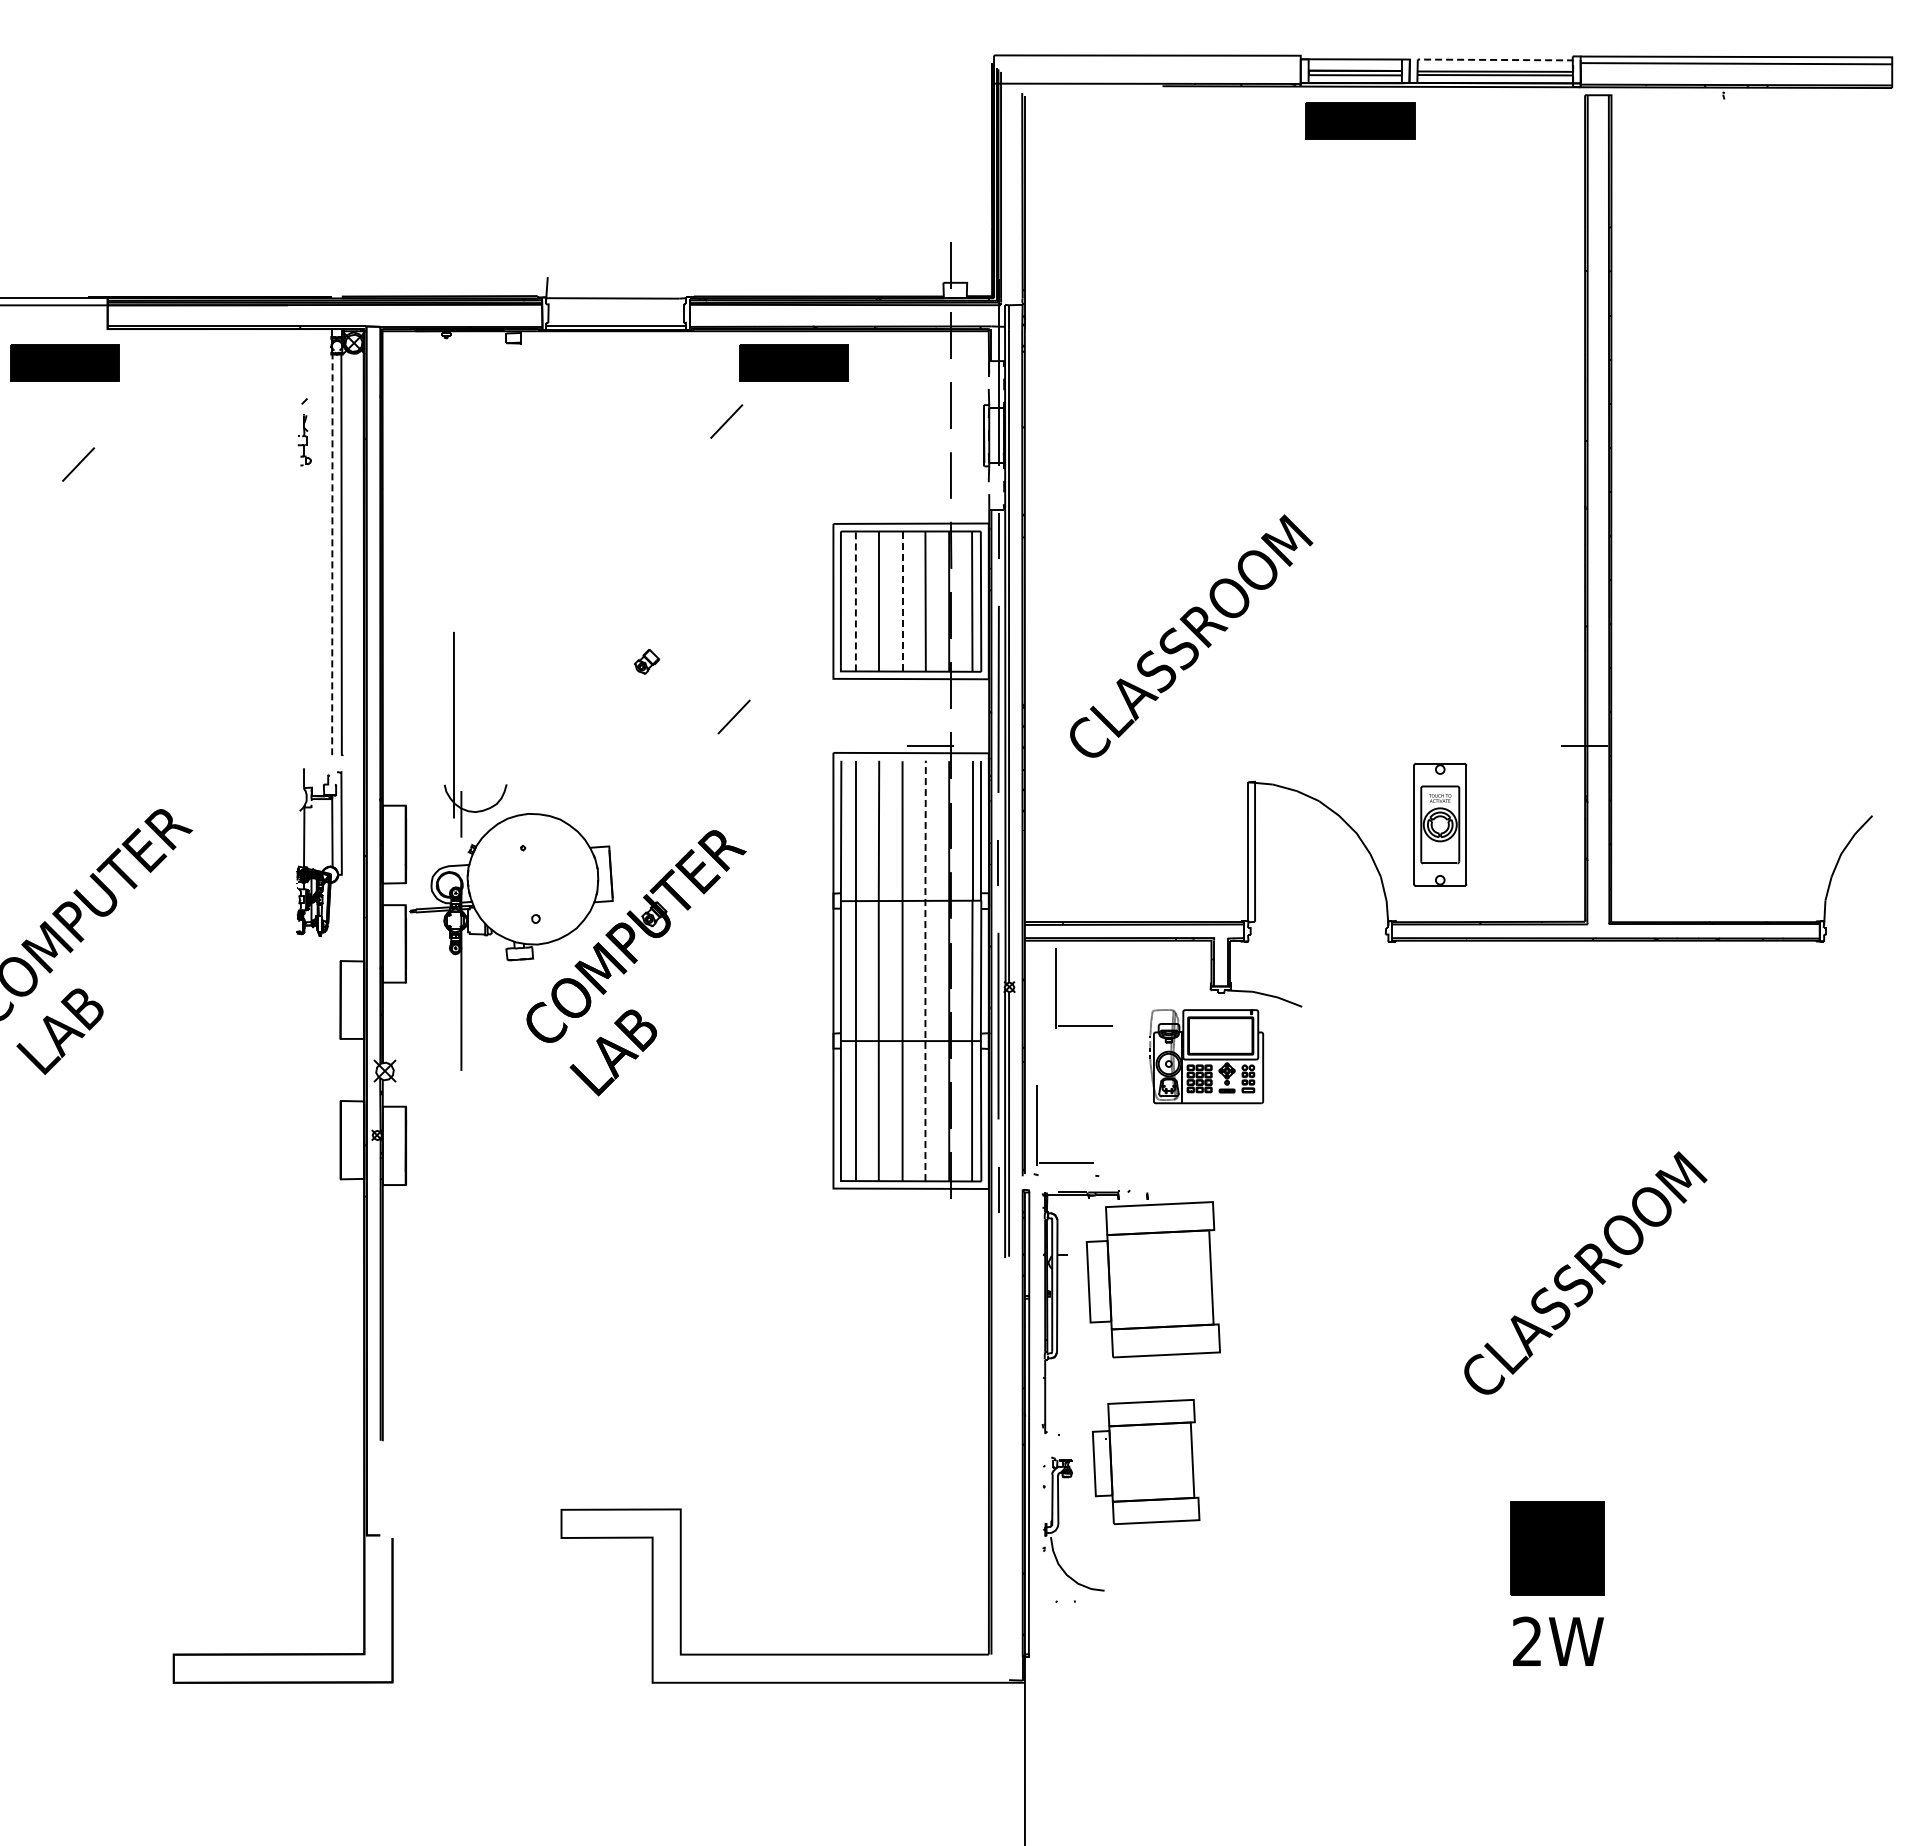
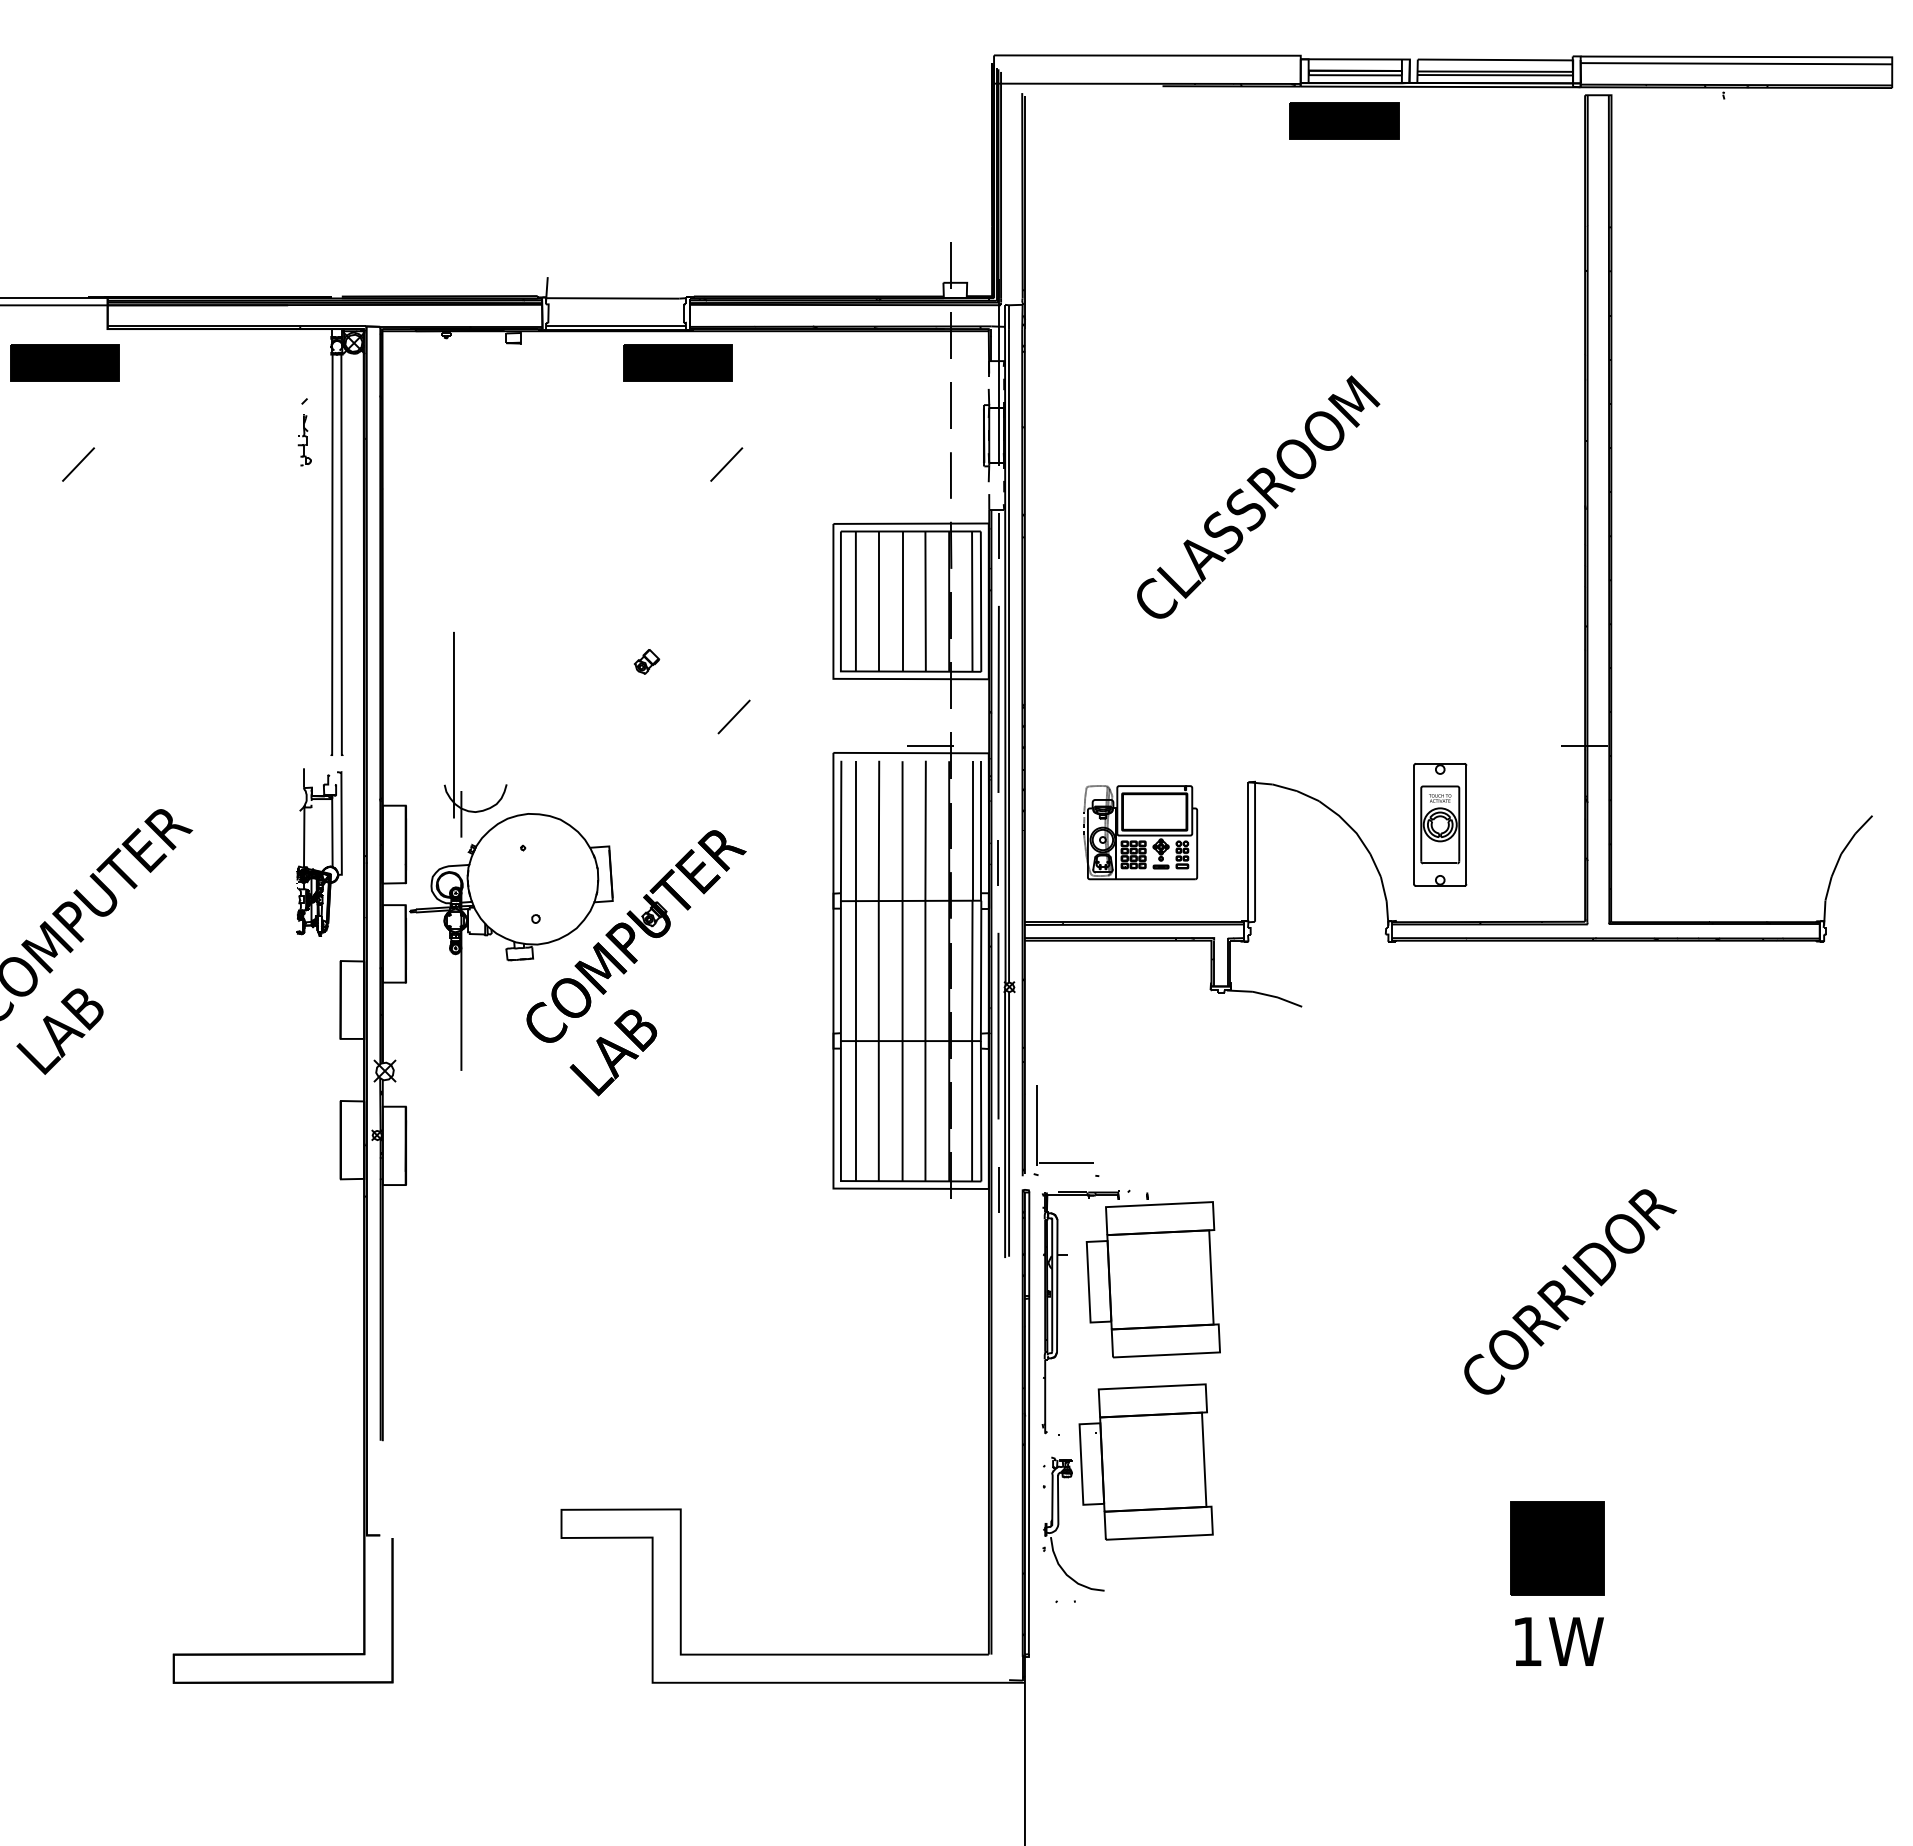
line: dashed -> solid (1507, 60)
part position: (1360, 120) -> (1344, 120) (1344, 120)
part position: (793, 362) -> (677, 362) (677, 362)
line position: (726, 421) -> (726, 464) (726, 464)
line: dashed -> solid (332, 556)
line: dashed -> solid (855, 601)
line: dashed -> solid (902, 601)
text position: (1191, 635) -> (1258, 496) (1258, 496)
line: dashed -> solid (925, 970)
part: present -> none (1056, 988)
part position: (1206, 1056) -> (1140, 832) (1140, 832)
text: CLASSROOM -> CORRIDOR (1595, 1262)
part size: 109x127 px -> 136x158 px (1145, 1461)
text: 2W -> 1W (1527, 1640)
